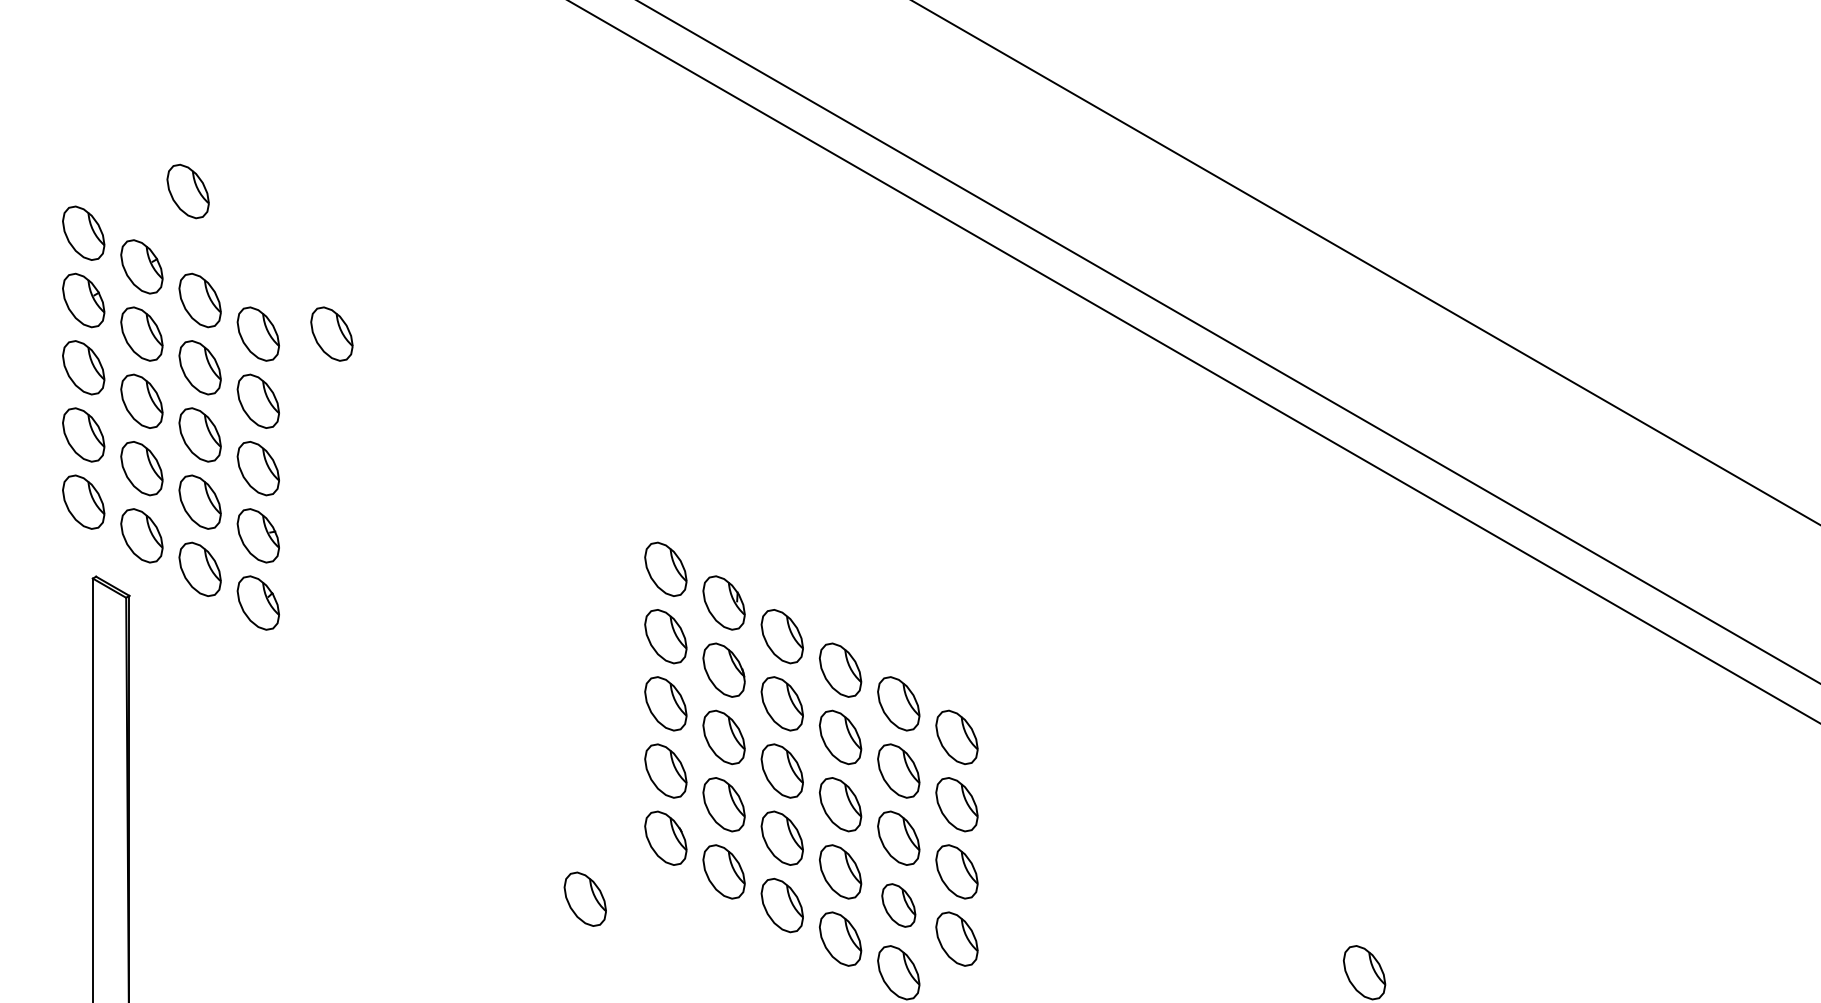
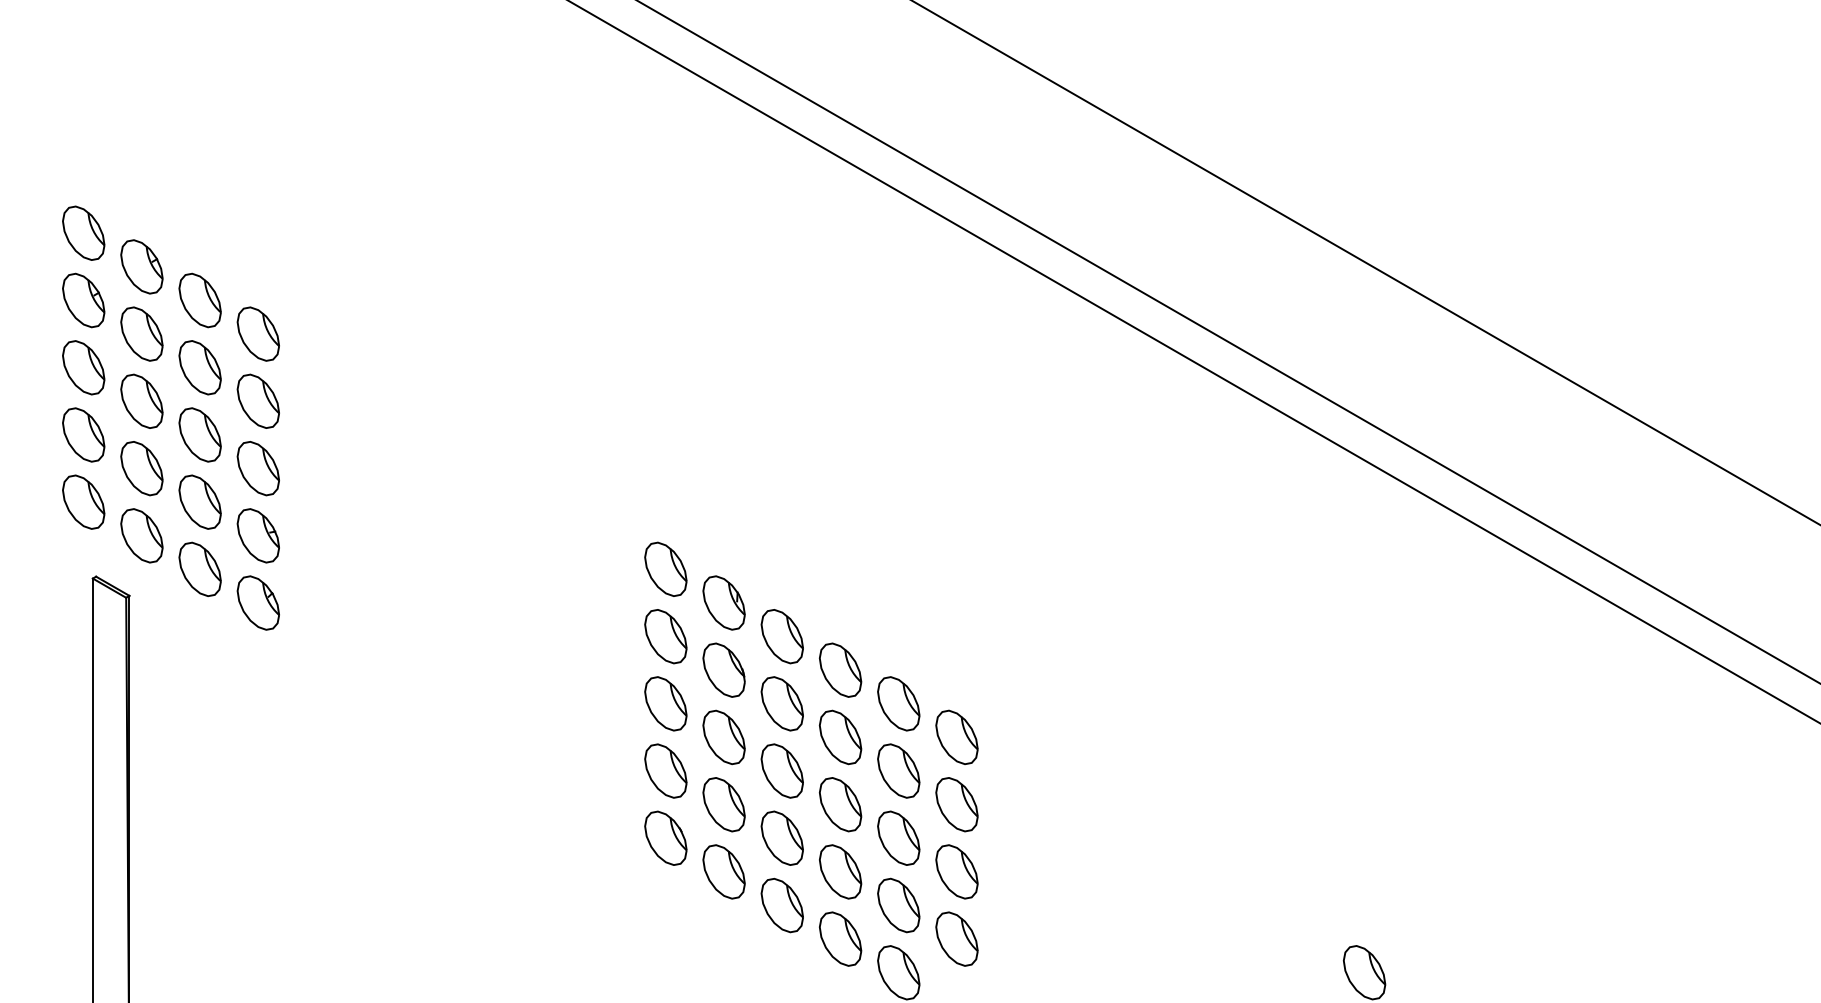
part: present -> none (187, 191)
part: present -> none (331, 333)
part: present -> none (584, 898)
part size: 36x45 px -> 44x57 px (898, 905)
